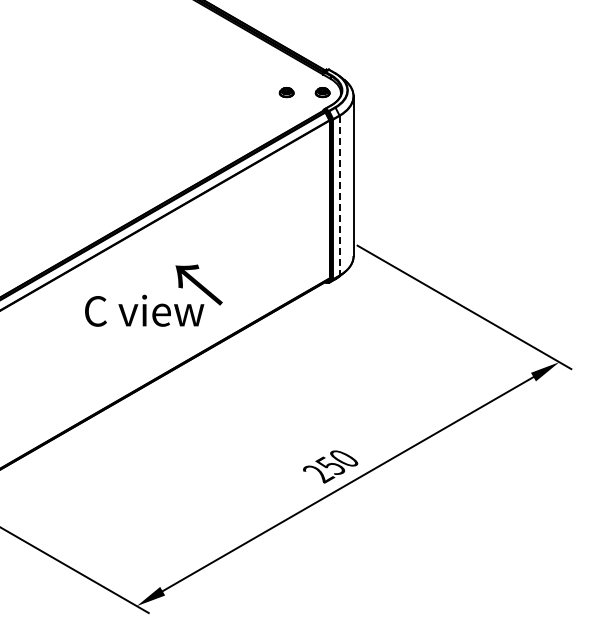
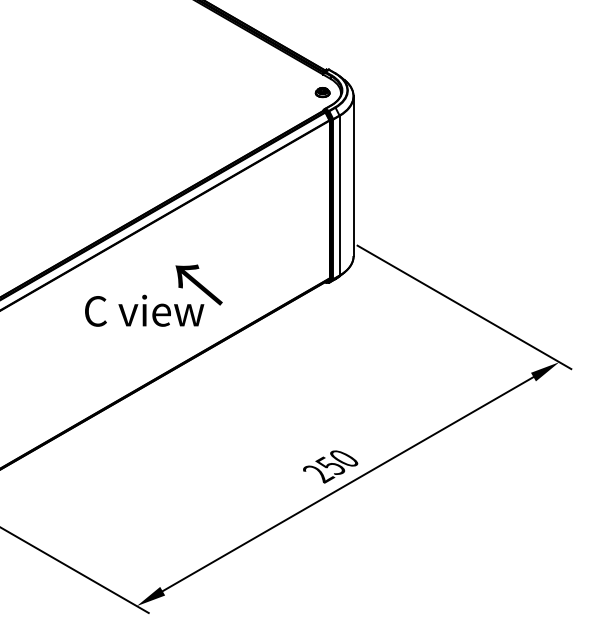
part: present -> none (286, 92)
line: dashed -> solid (339, 195)
